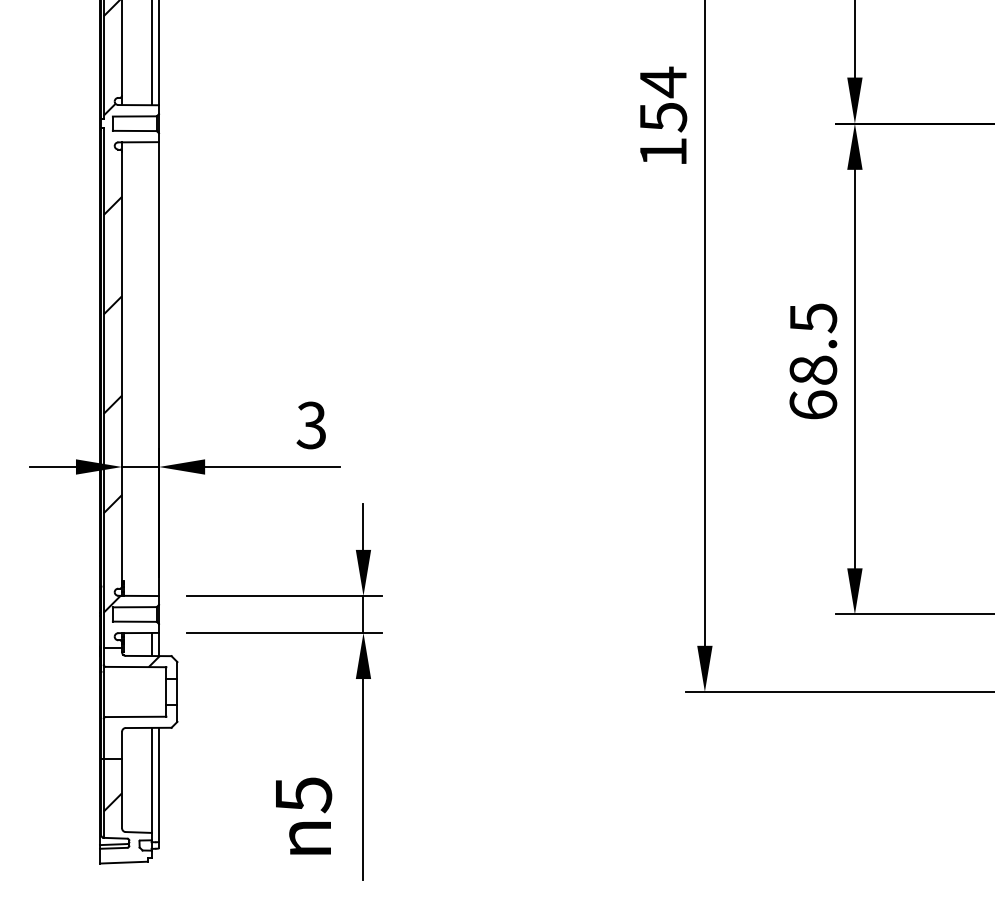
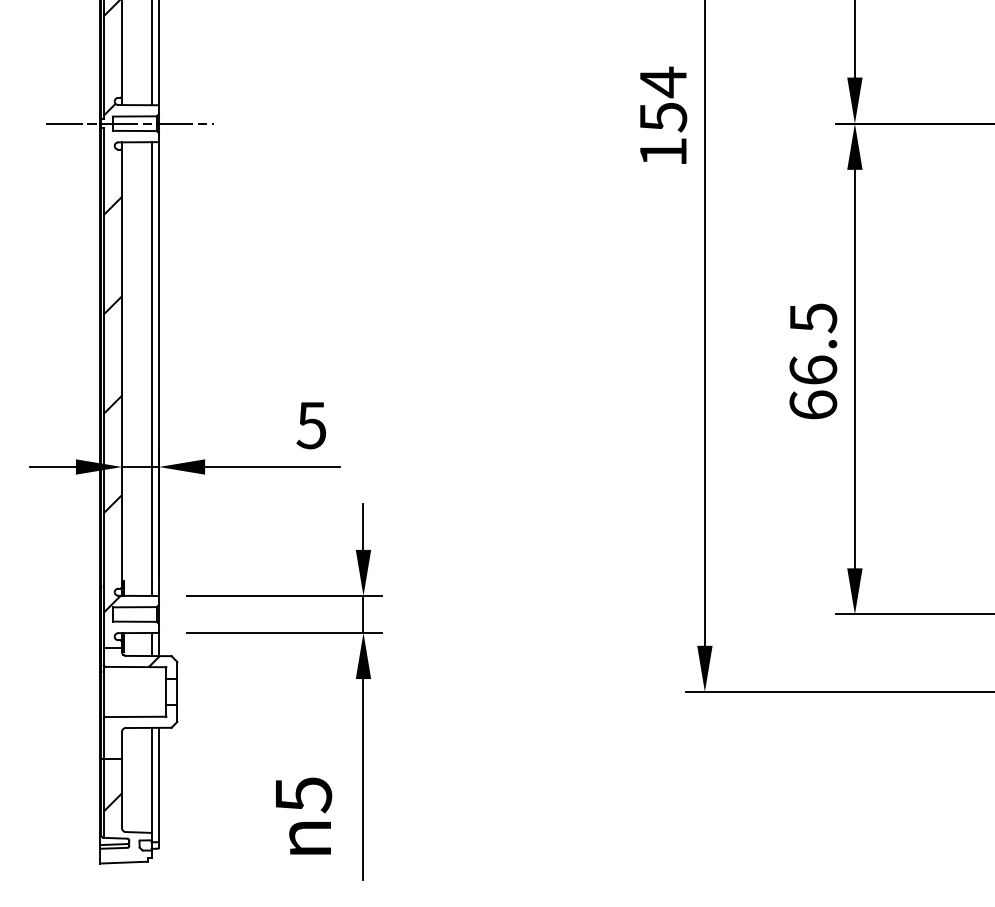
line: none -> present (130, 123)
line: none -> present (151, 368)
text: 68.5 -> 66.5 (813, 369)
text: 3 -> 5 (310, 424)
